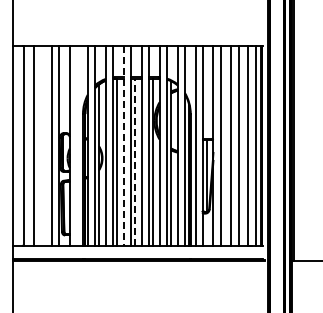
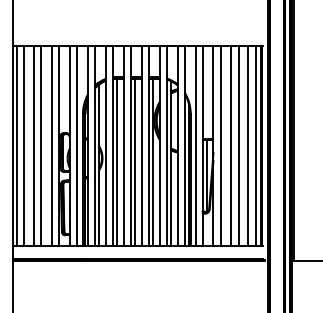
line: none -> present (16, 145)
line: none -> present (41, 145)
line: none -> present (77, 145)
line: dashed -> solid (123, 145)
line: dashed -> solid (135, 161)
